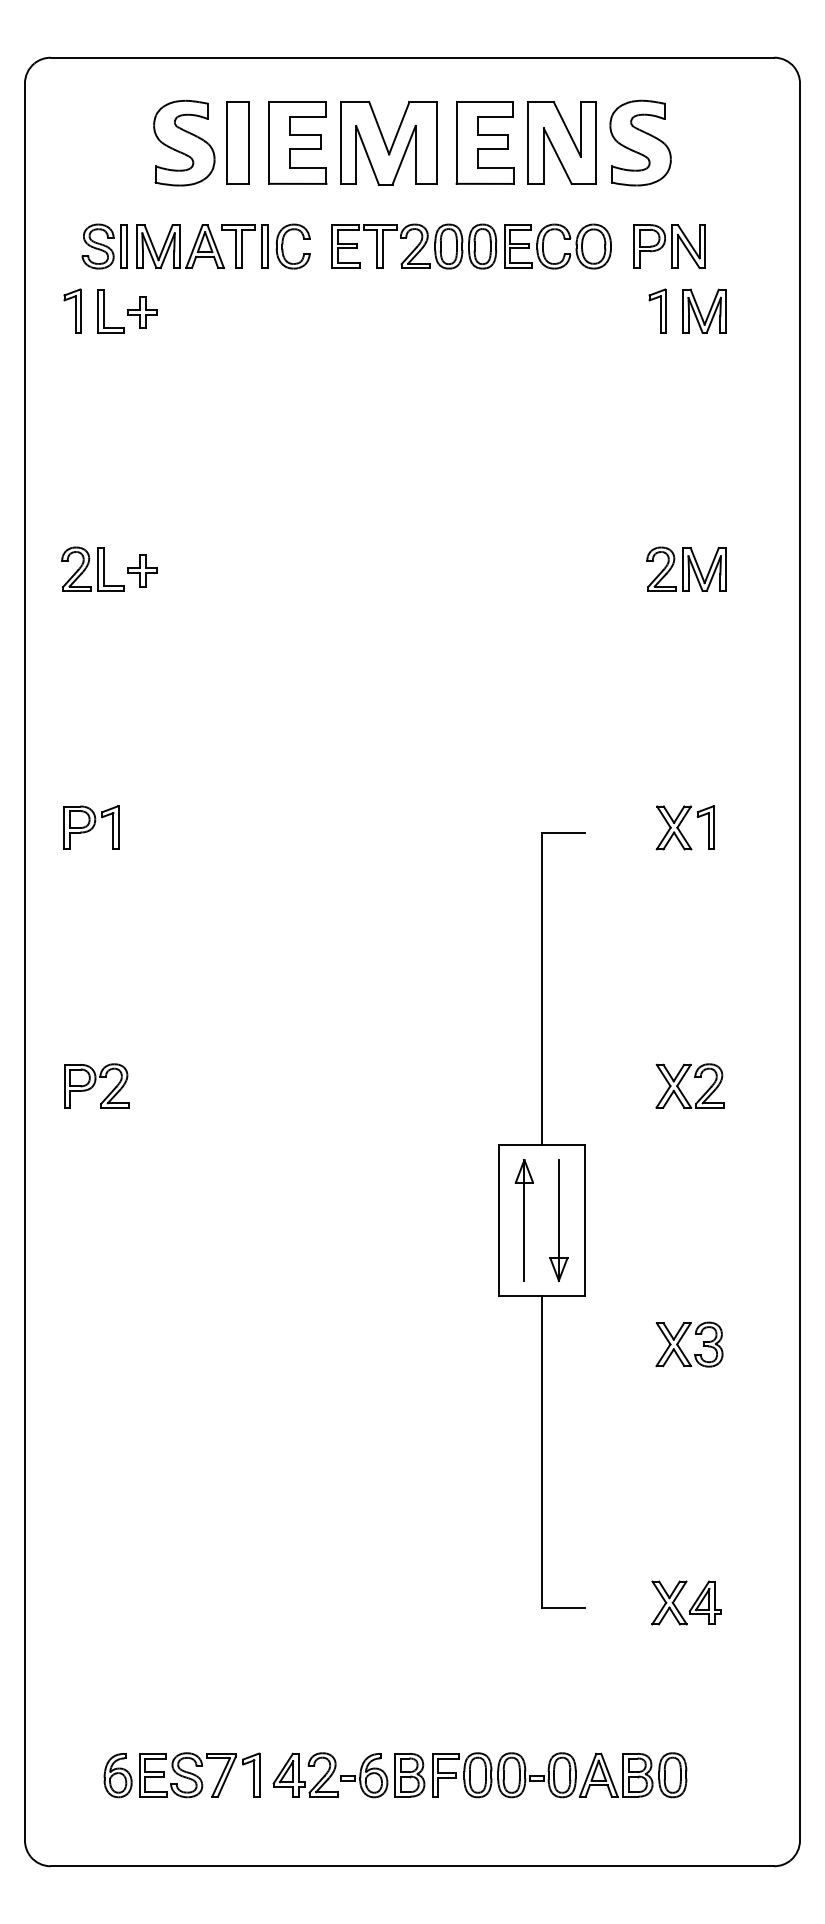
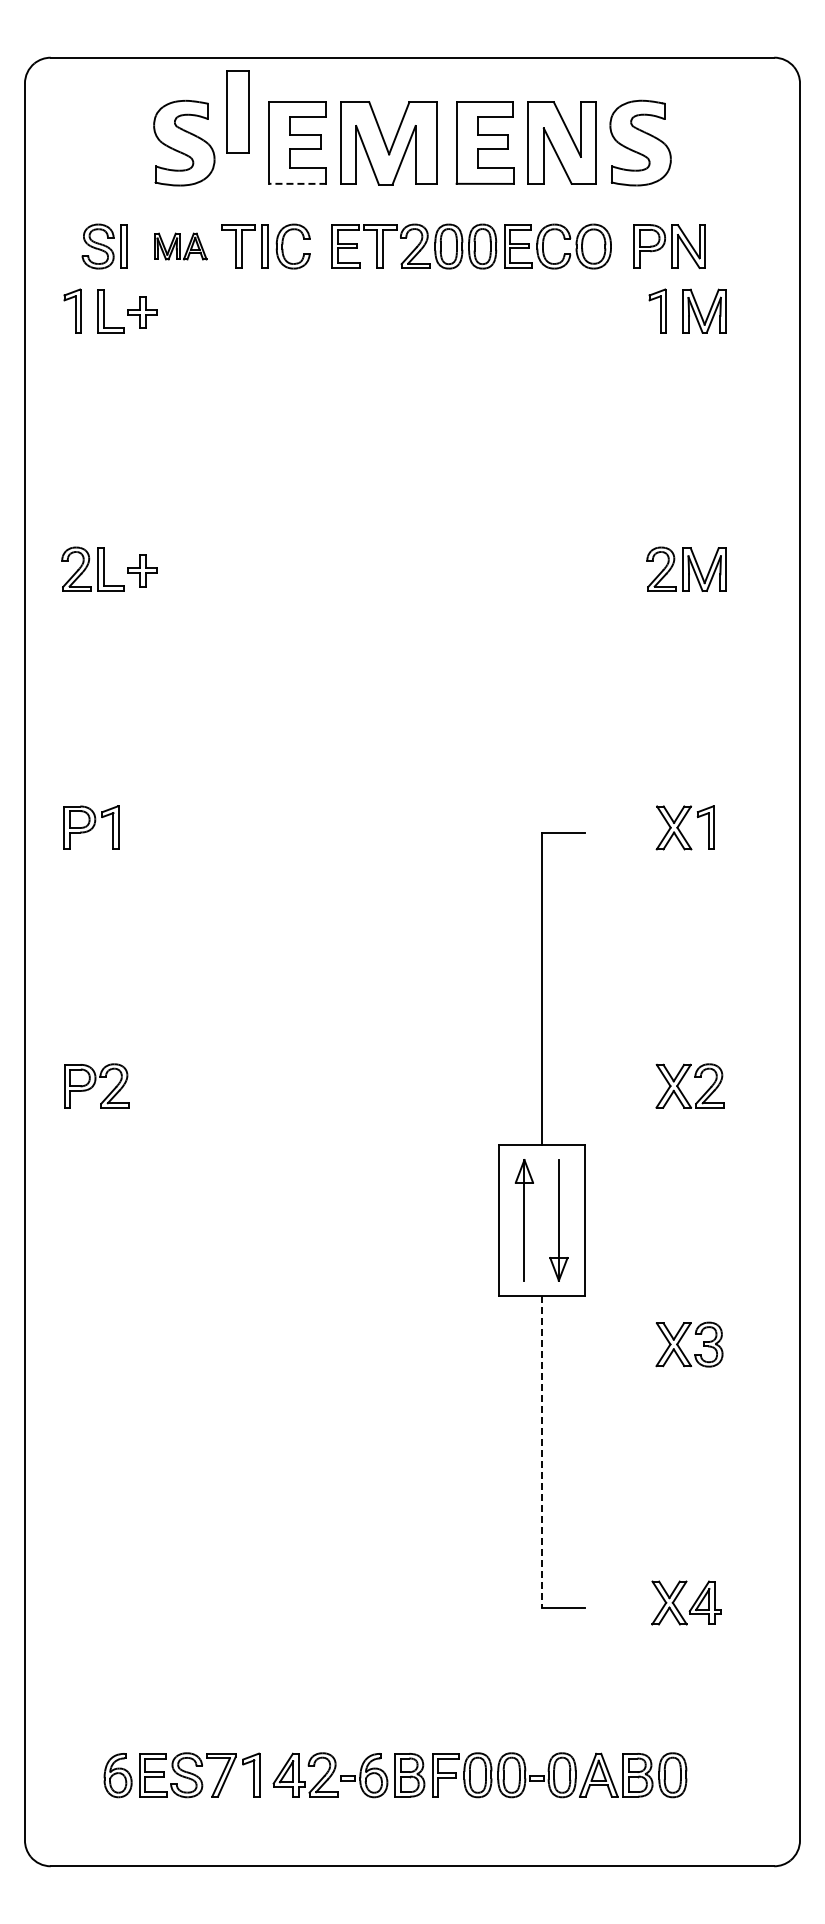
part position: (237, 142) -> (237, 111) (237, 111)
line: solid -> dashed (297, 183)
part size: 89x45 px -> 54x29 px (180, 246)
line: solid -> dashed (541, 1452)
